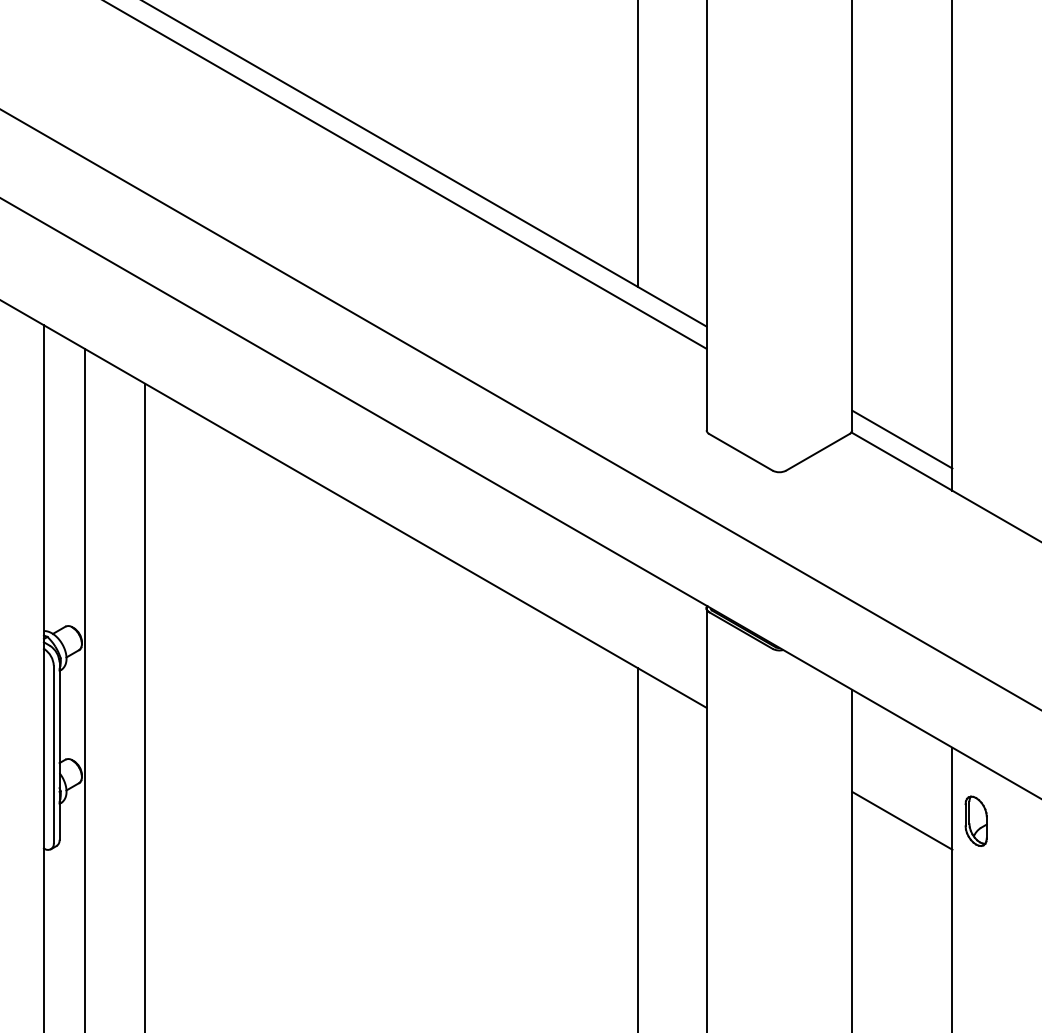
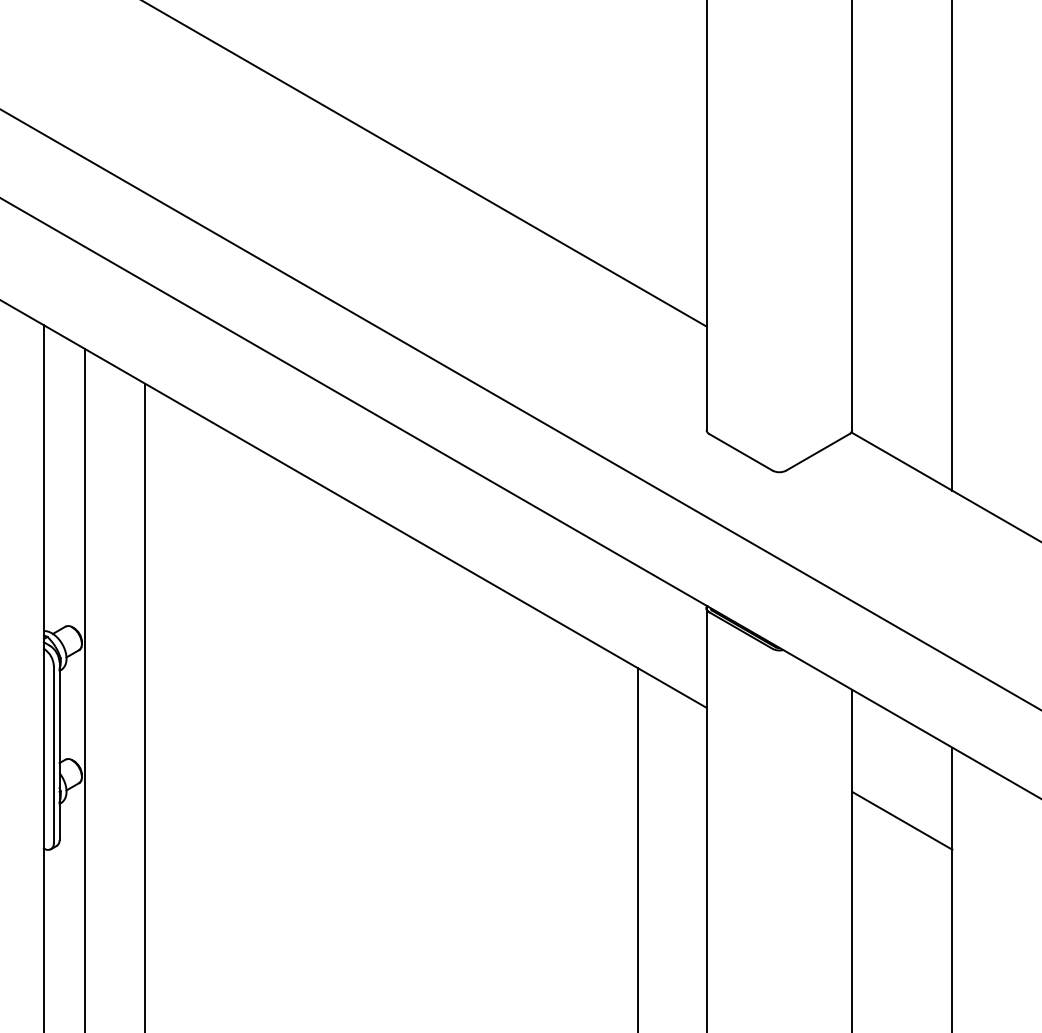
line: present -> none (637, 144)
line: present -> none (406, 175)
line: present -> none (902, 439)
part: present -> none (975, 820)
